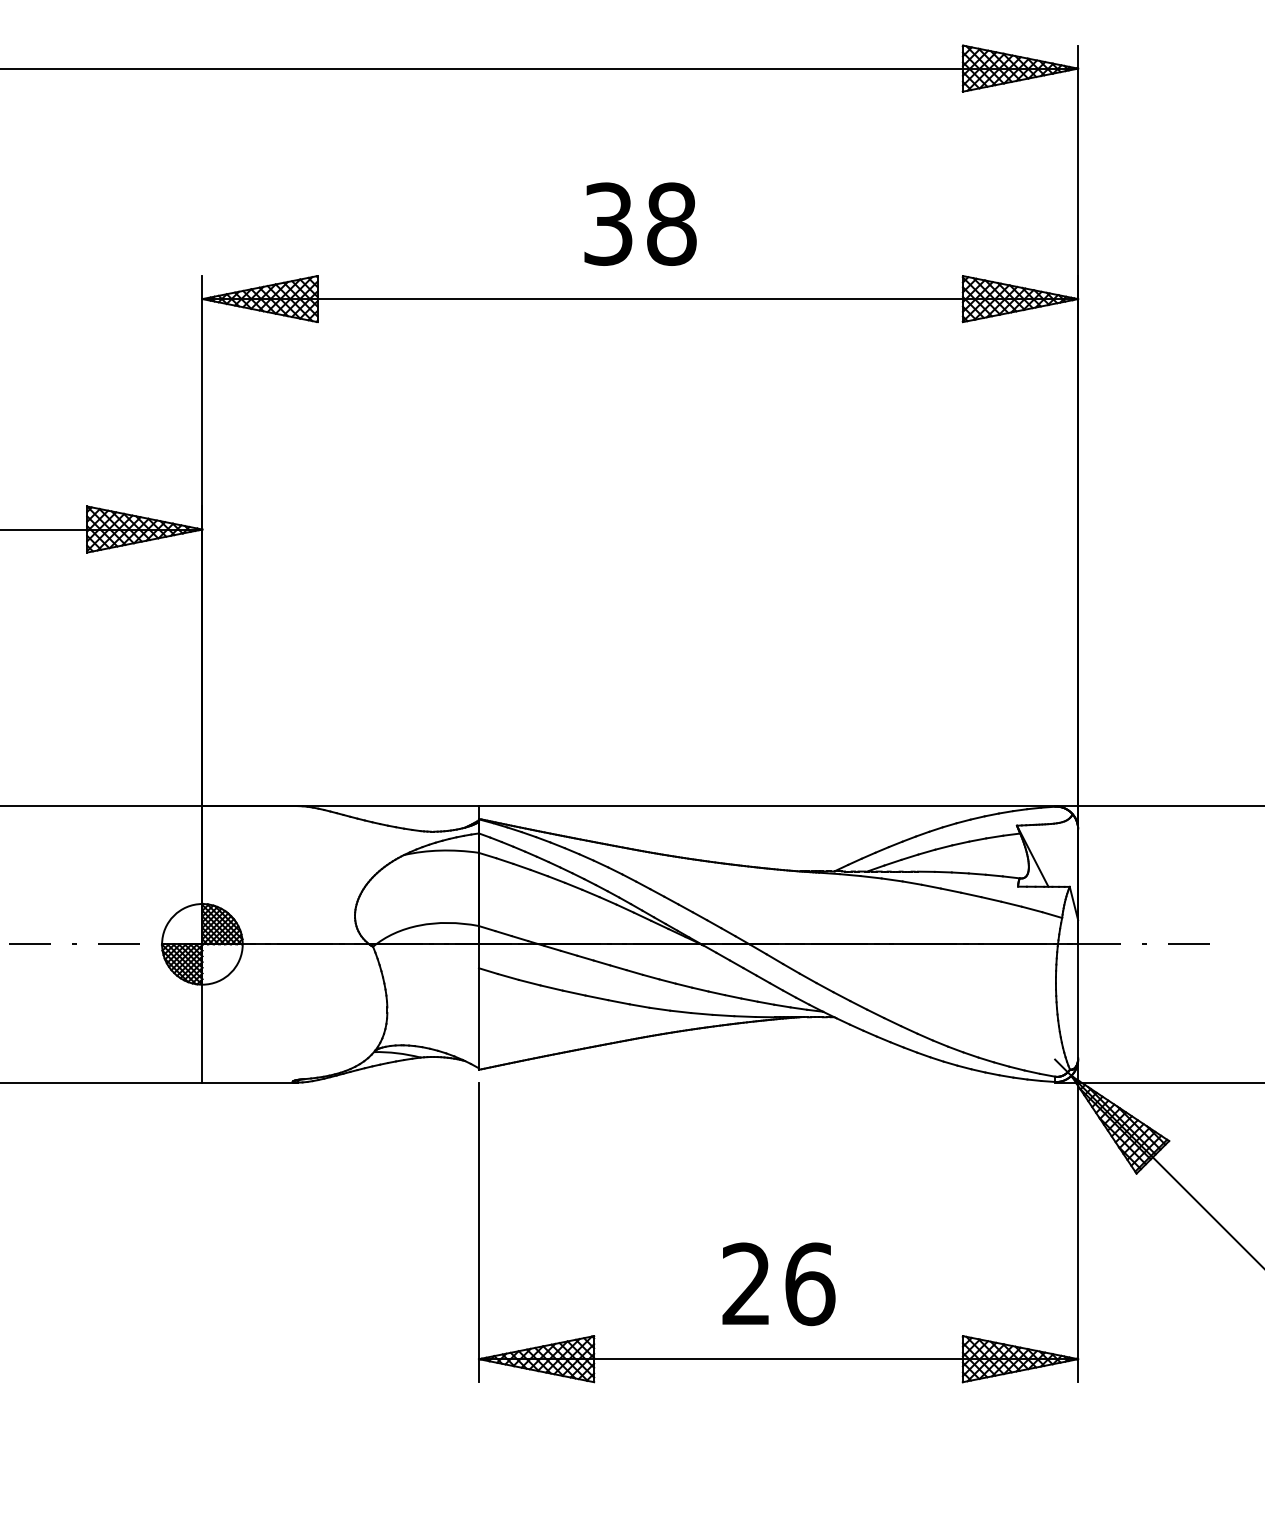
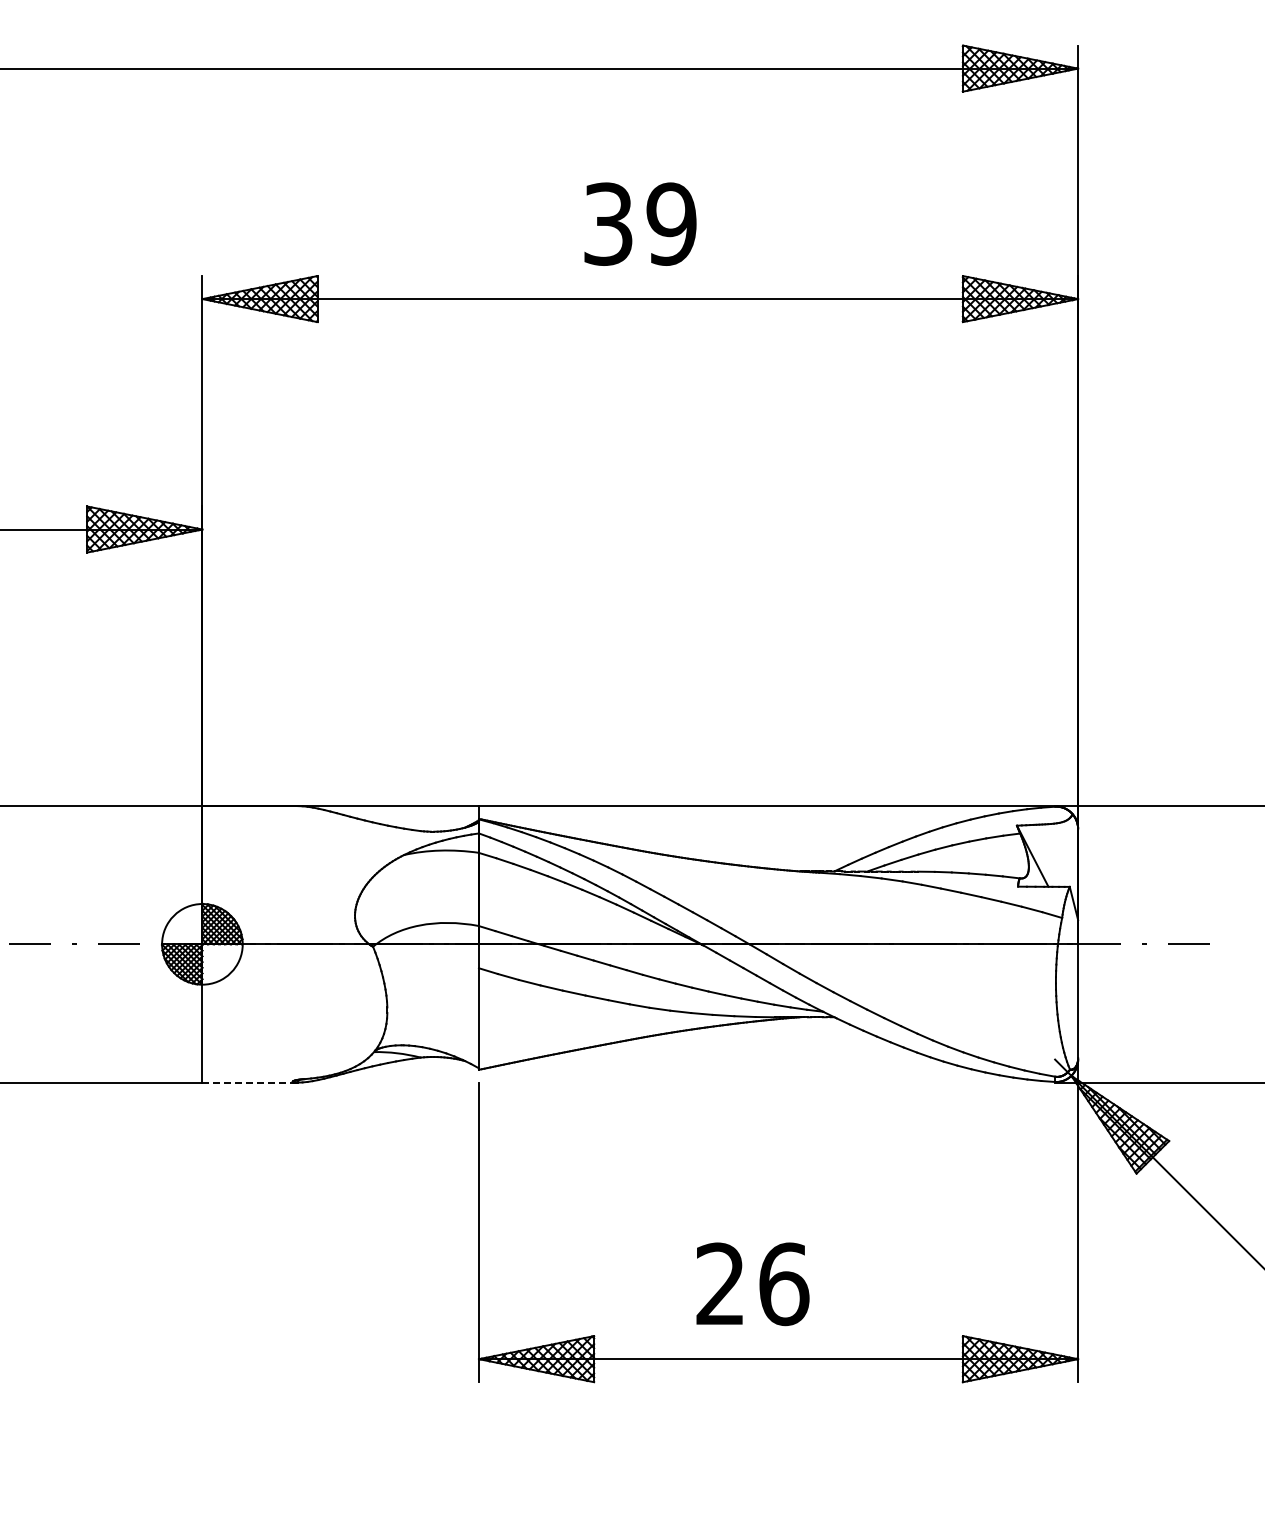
text: 38 -> 39 (671, 223)
line: solid -> dashed (250, 1082)
text position: (778, 1284) -> (752, 1284) (752, 1284)
